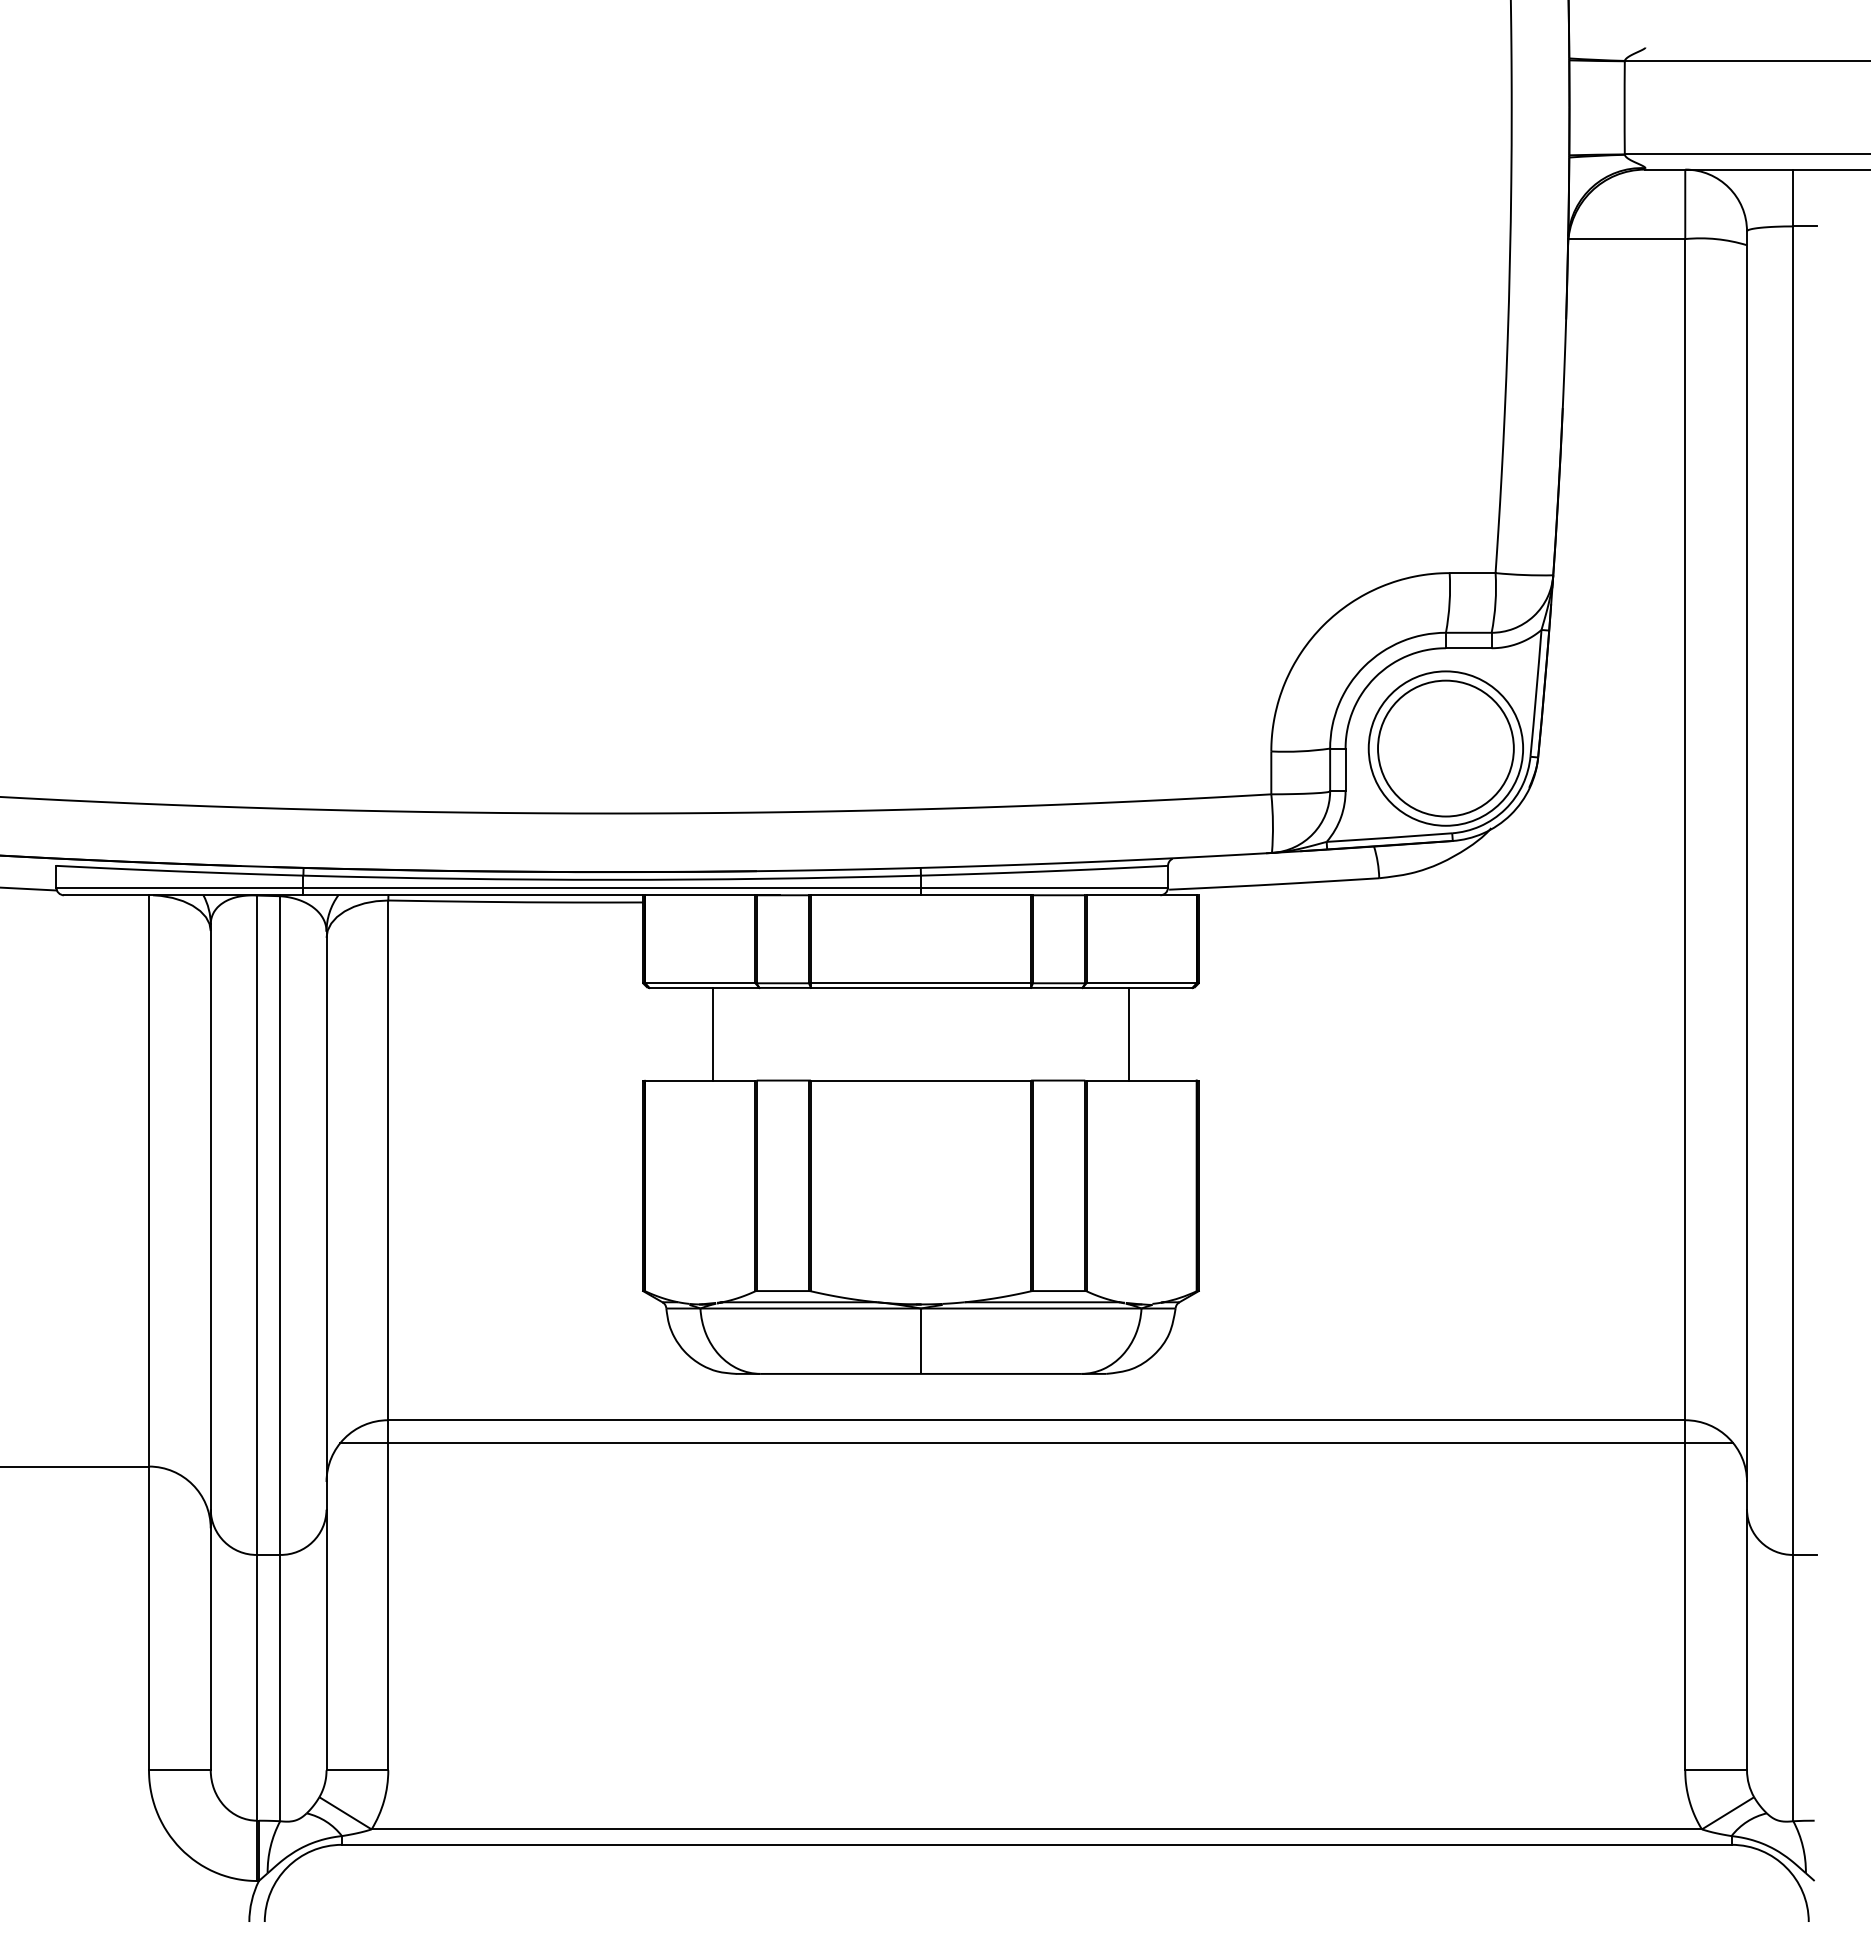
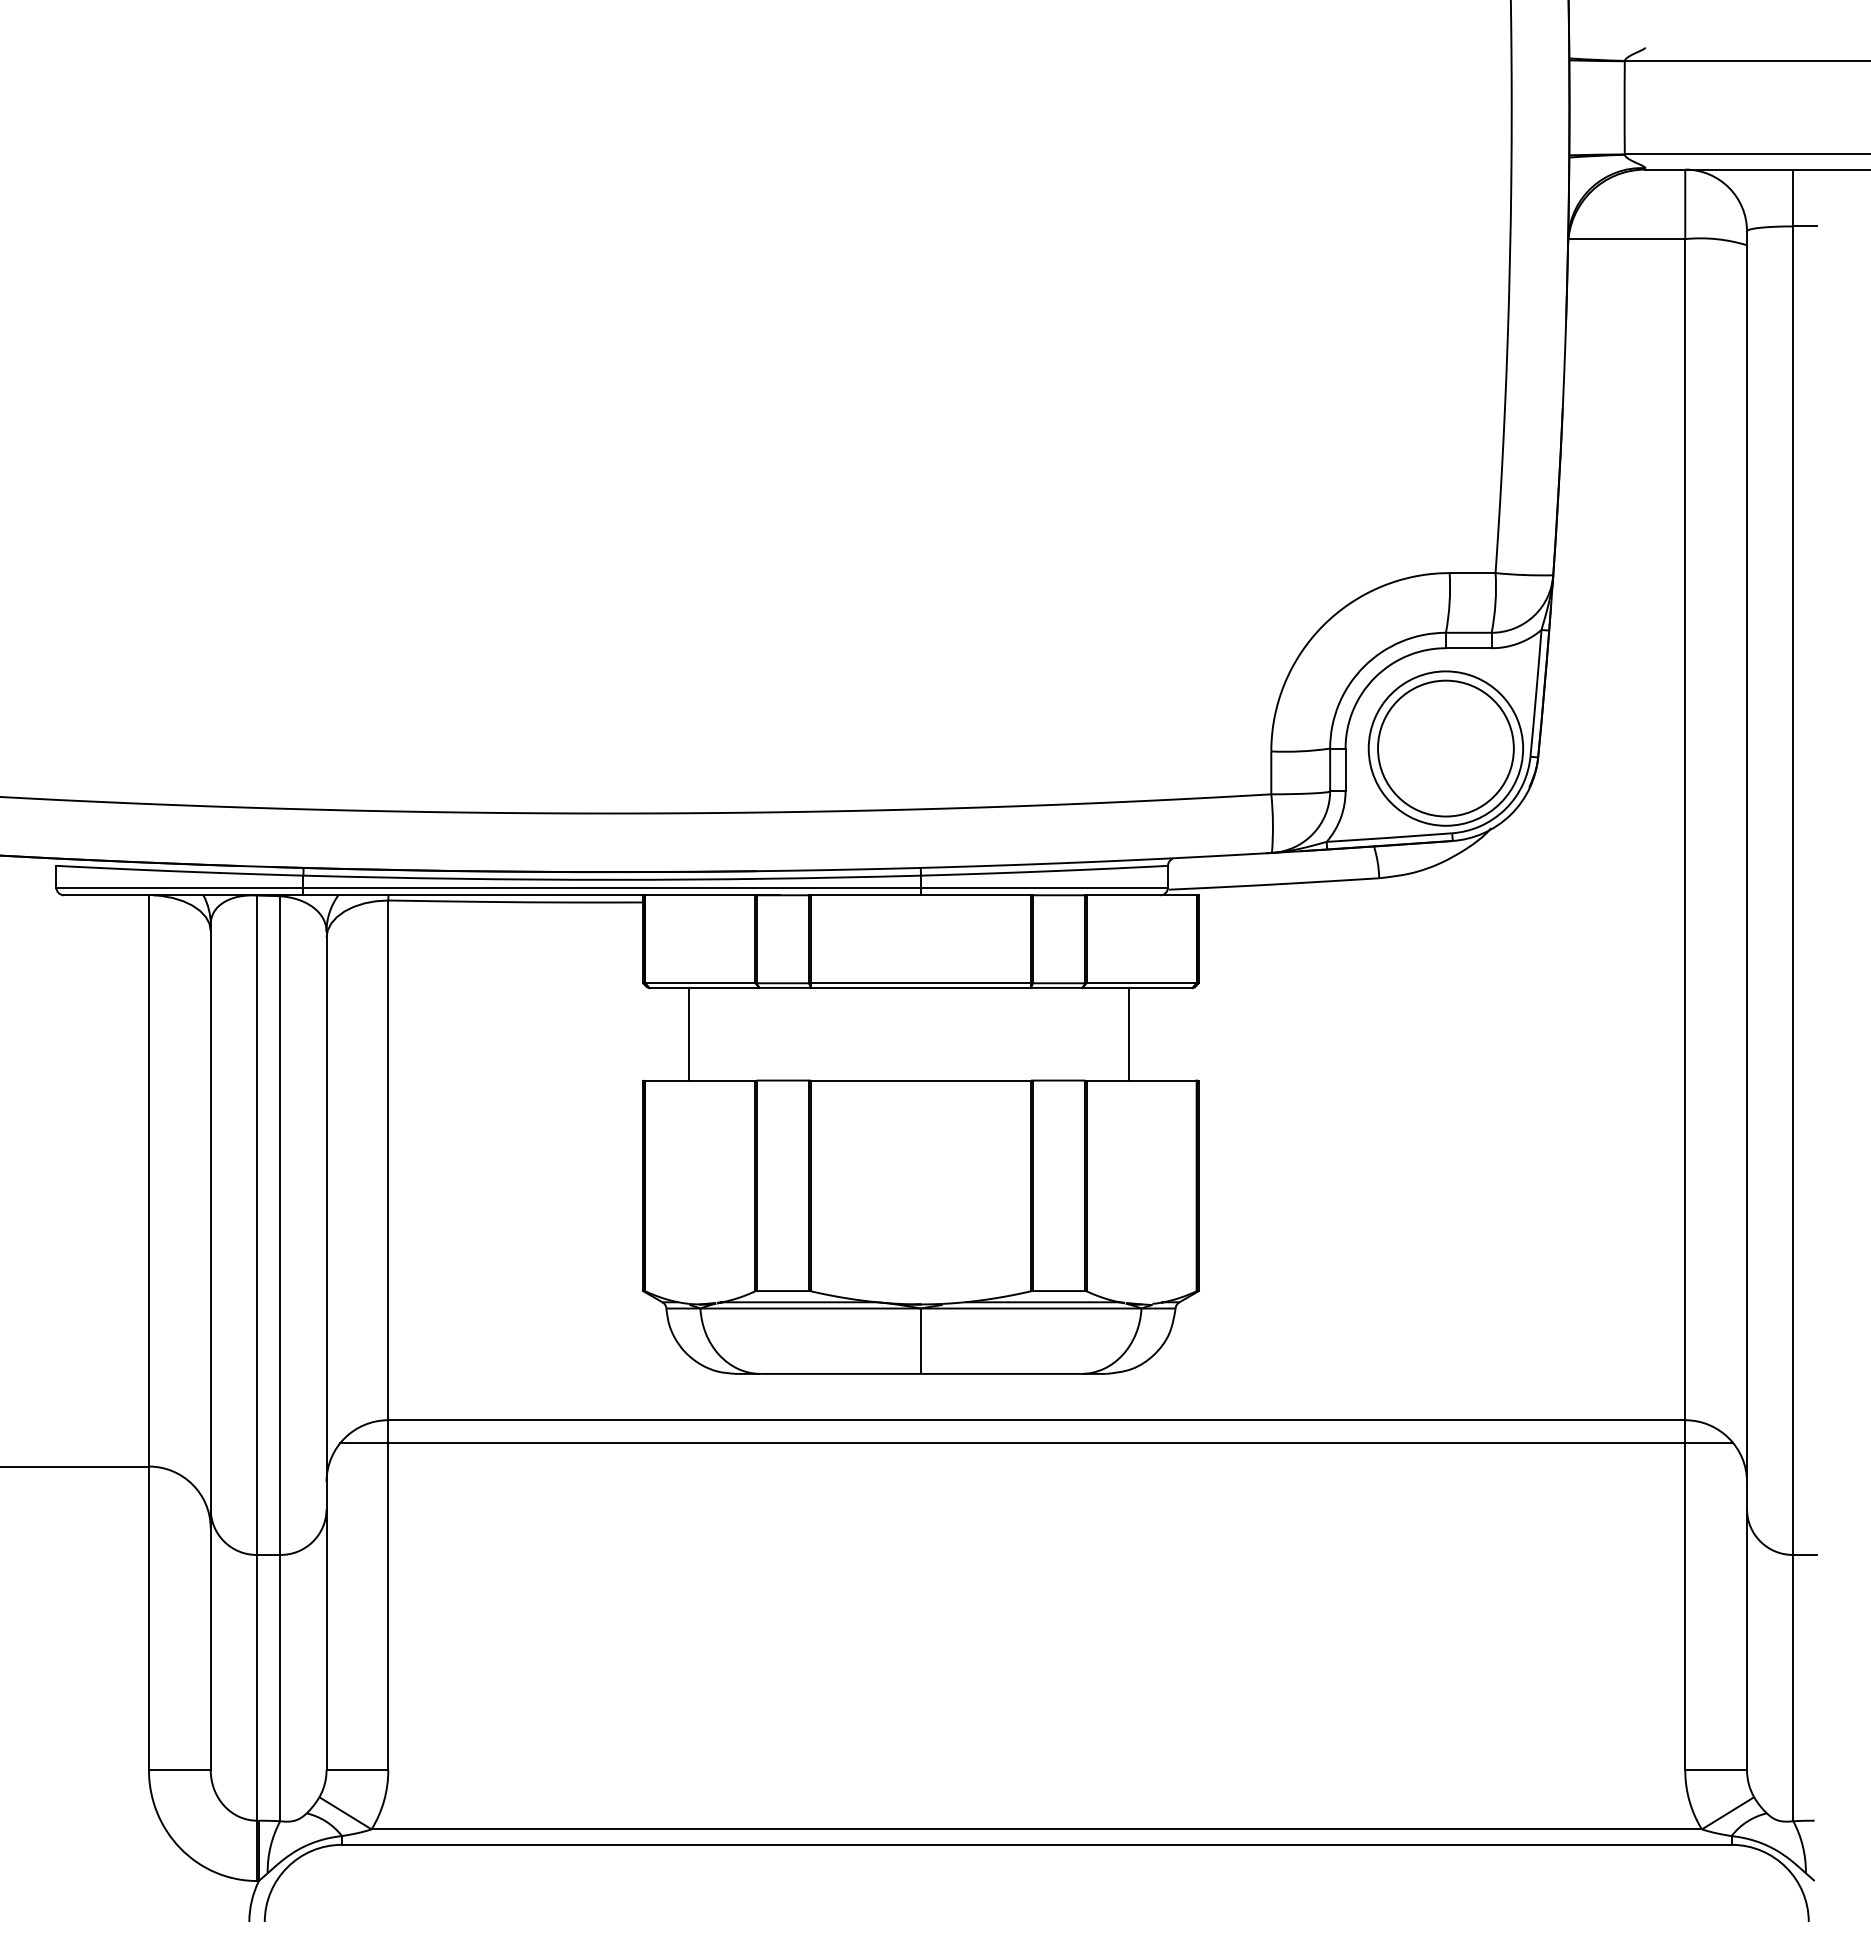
line: present -> none (29, 888)
line position: (712, 1033) -> (688, 1033) (688, 1033)
